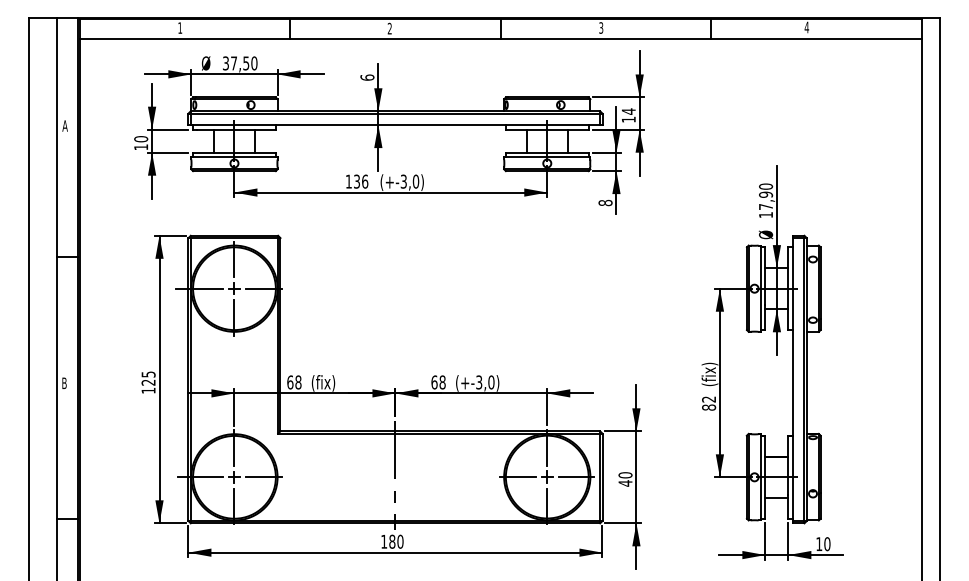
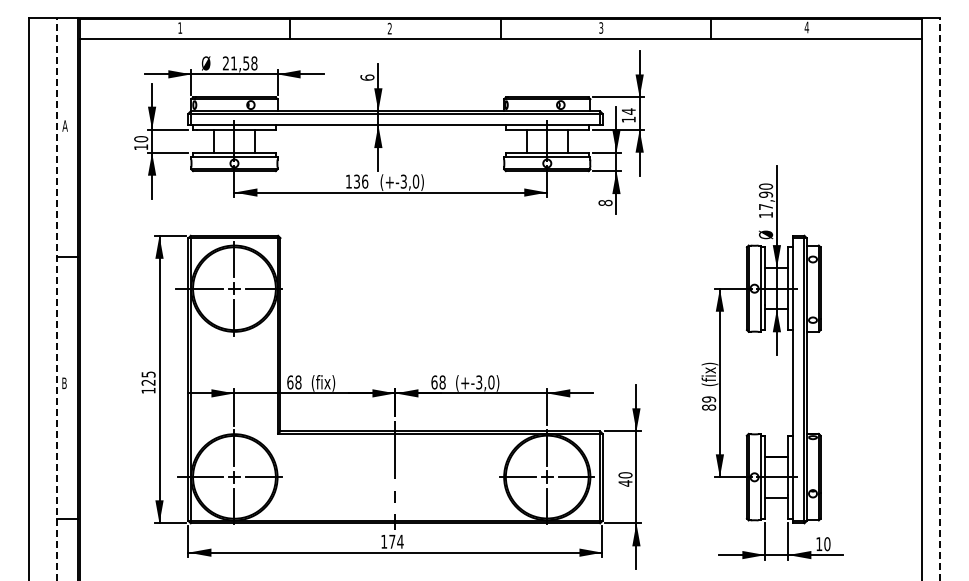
text: 37,50 -> 21,58 (240, 63)
line: solid -> dashed (56, 298)
line: solid -> dashed (939, 298)
text: 82 -> 89 (709, 399)
text: 180 -> 174 (396, 541)
